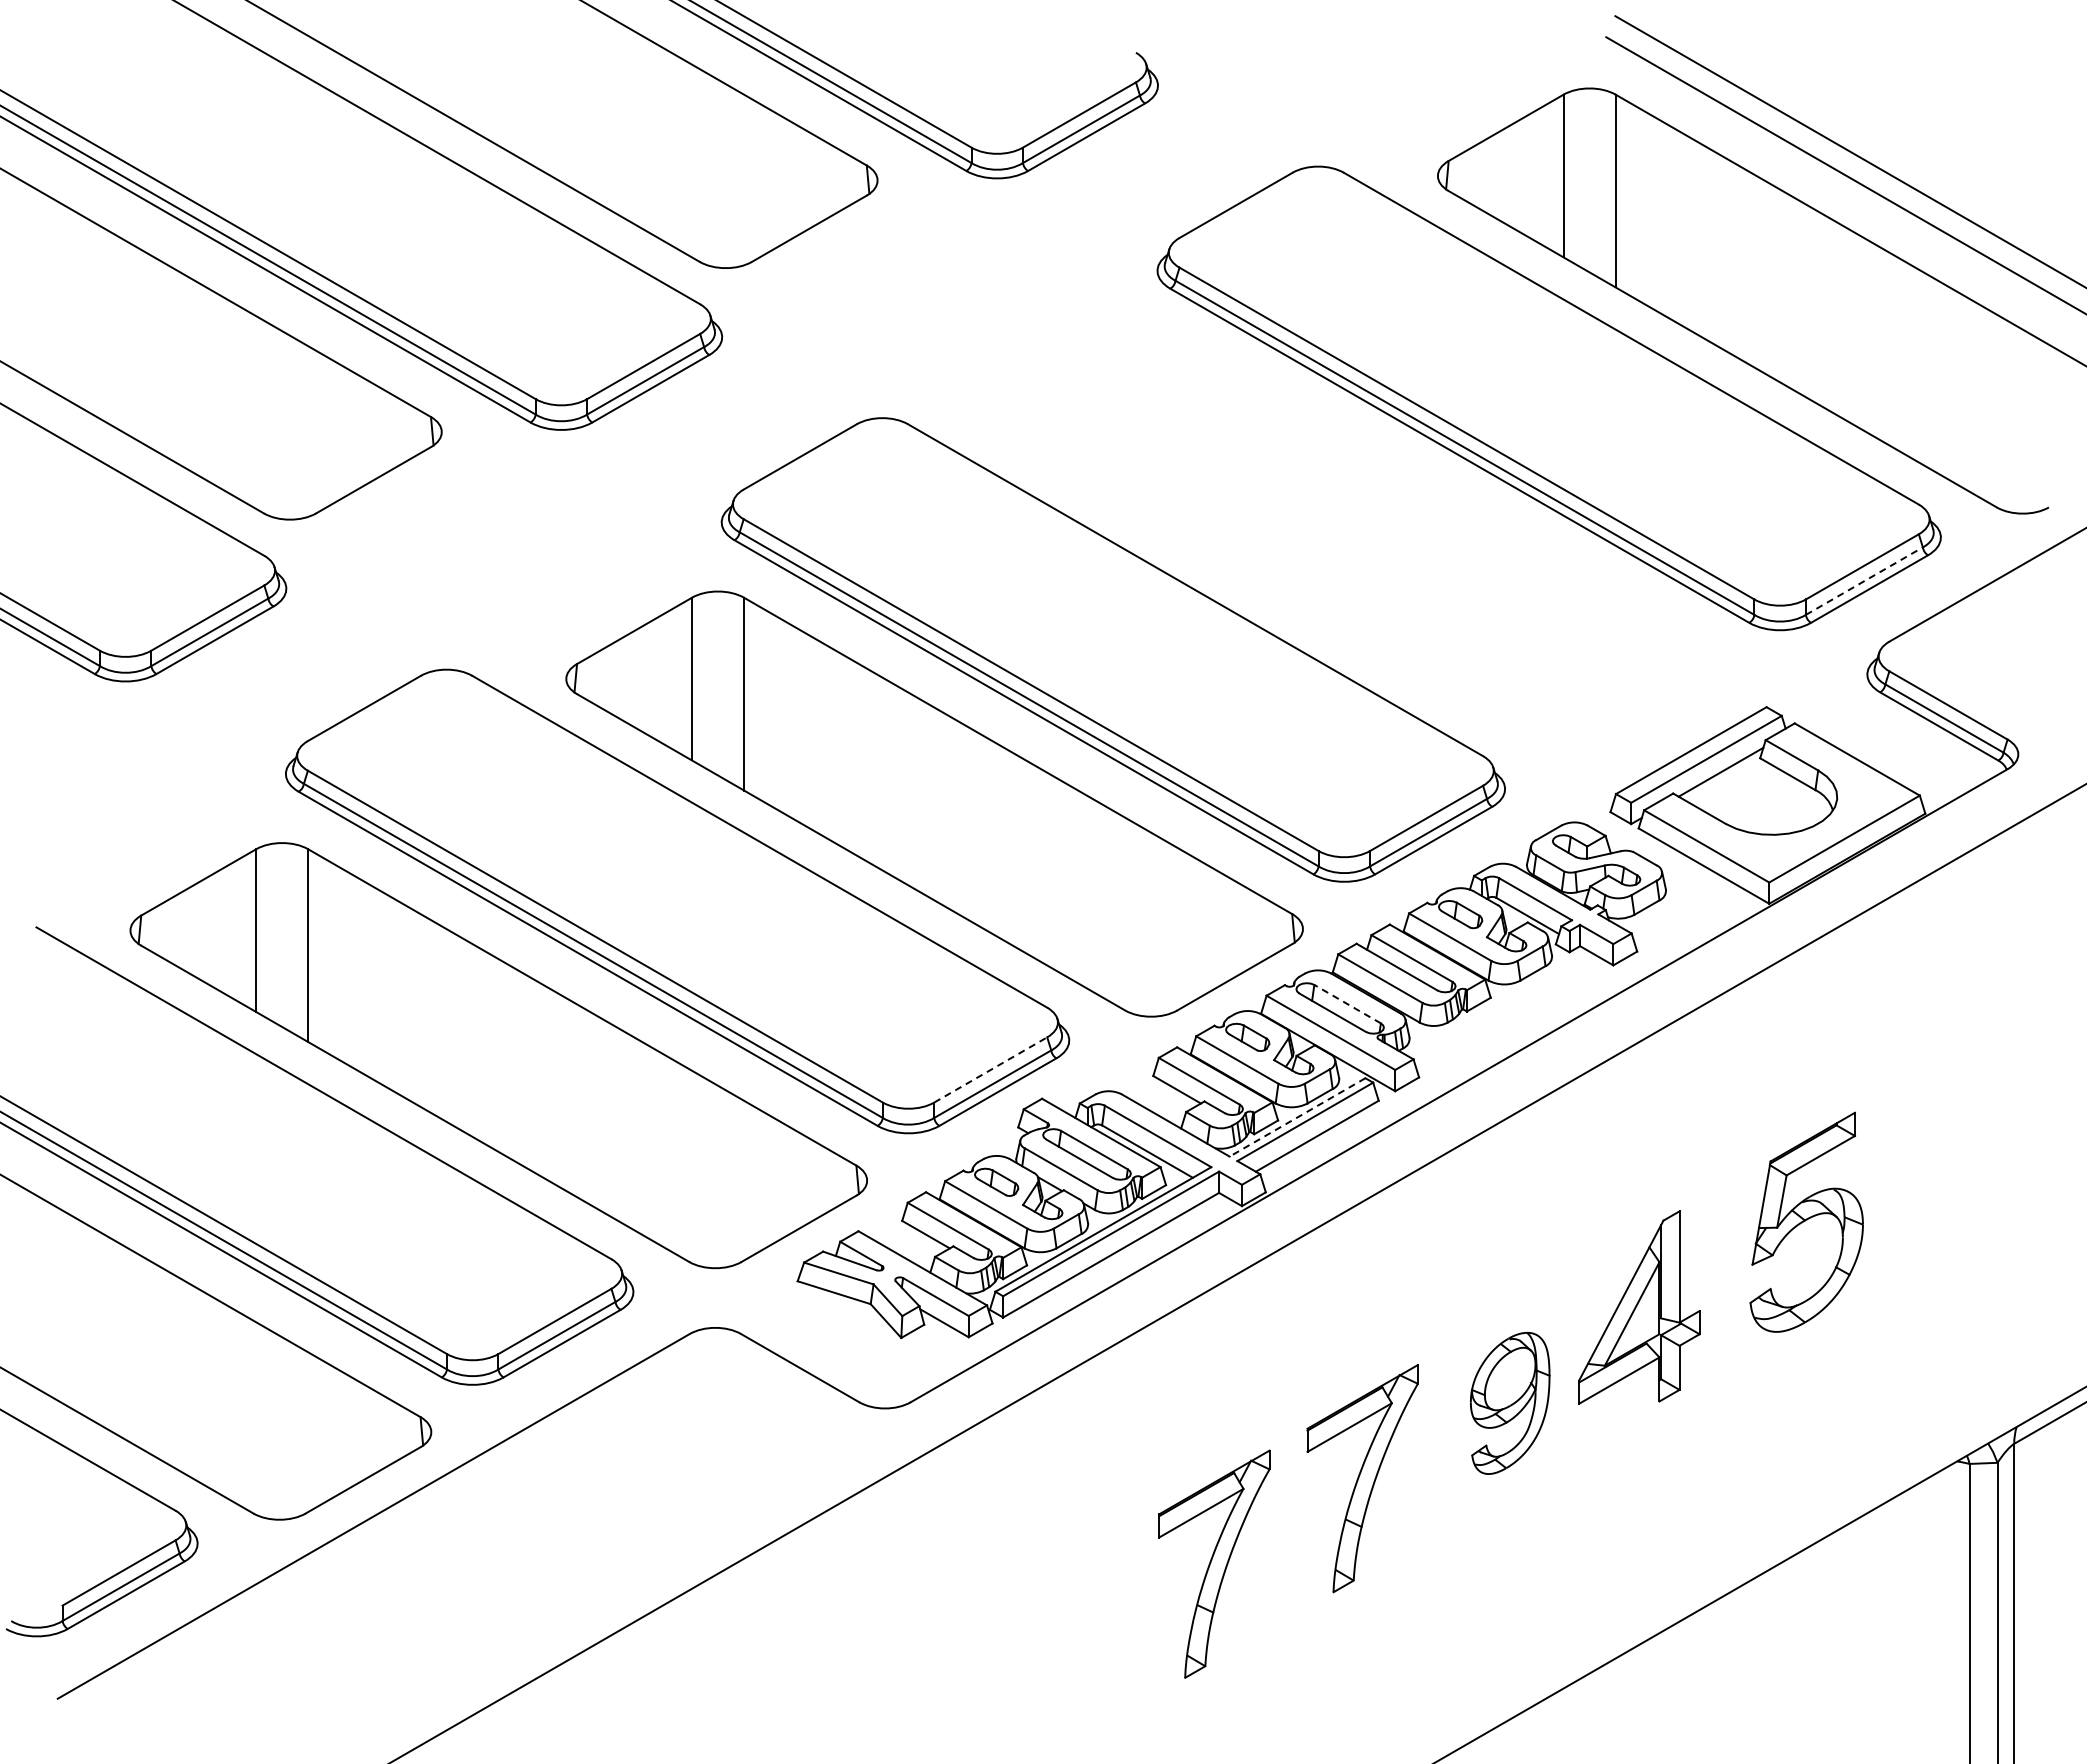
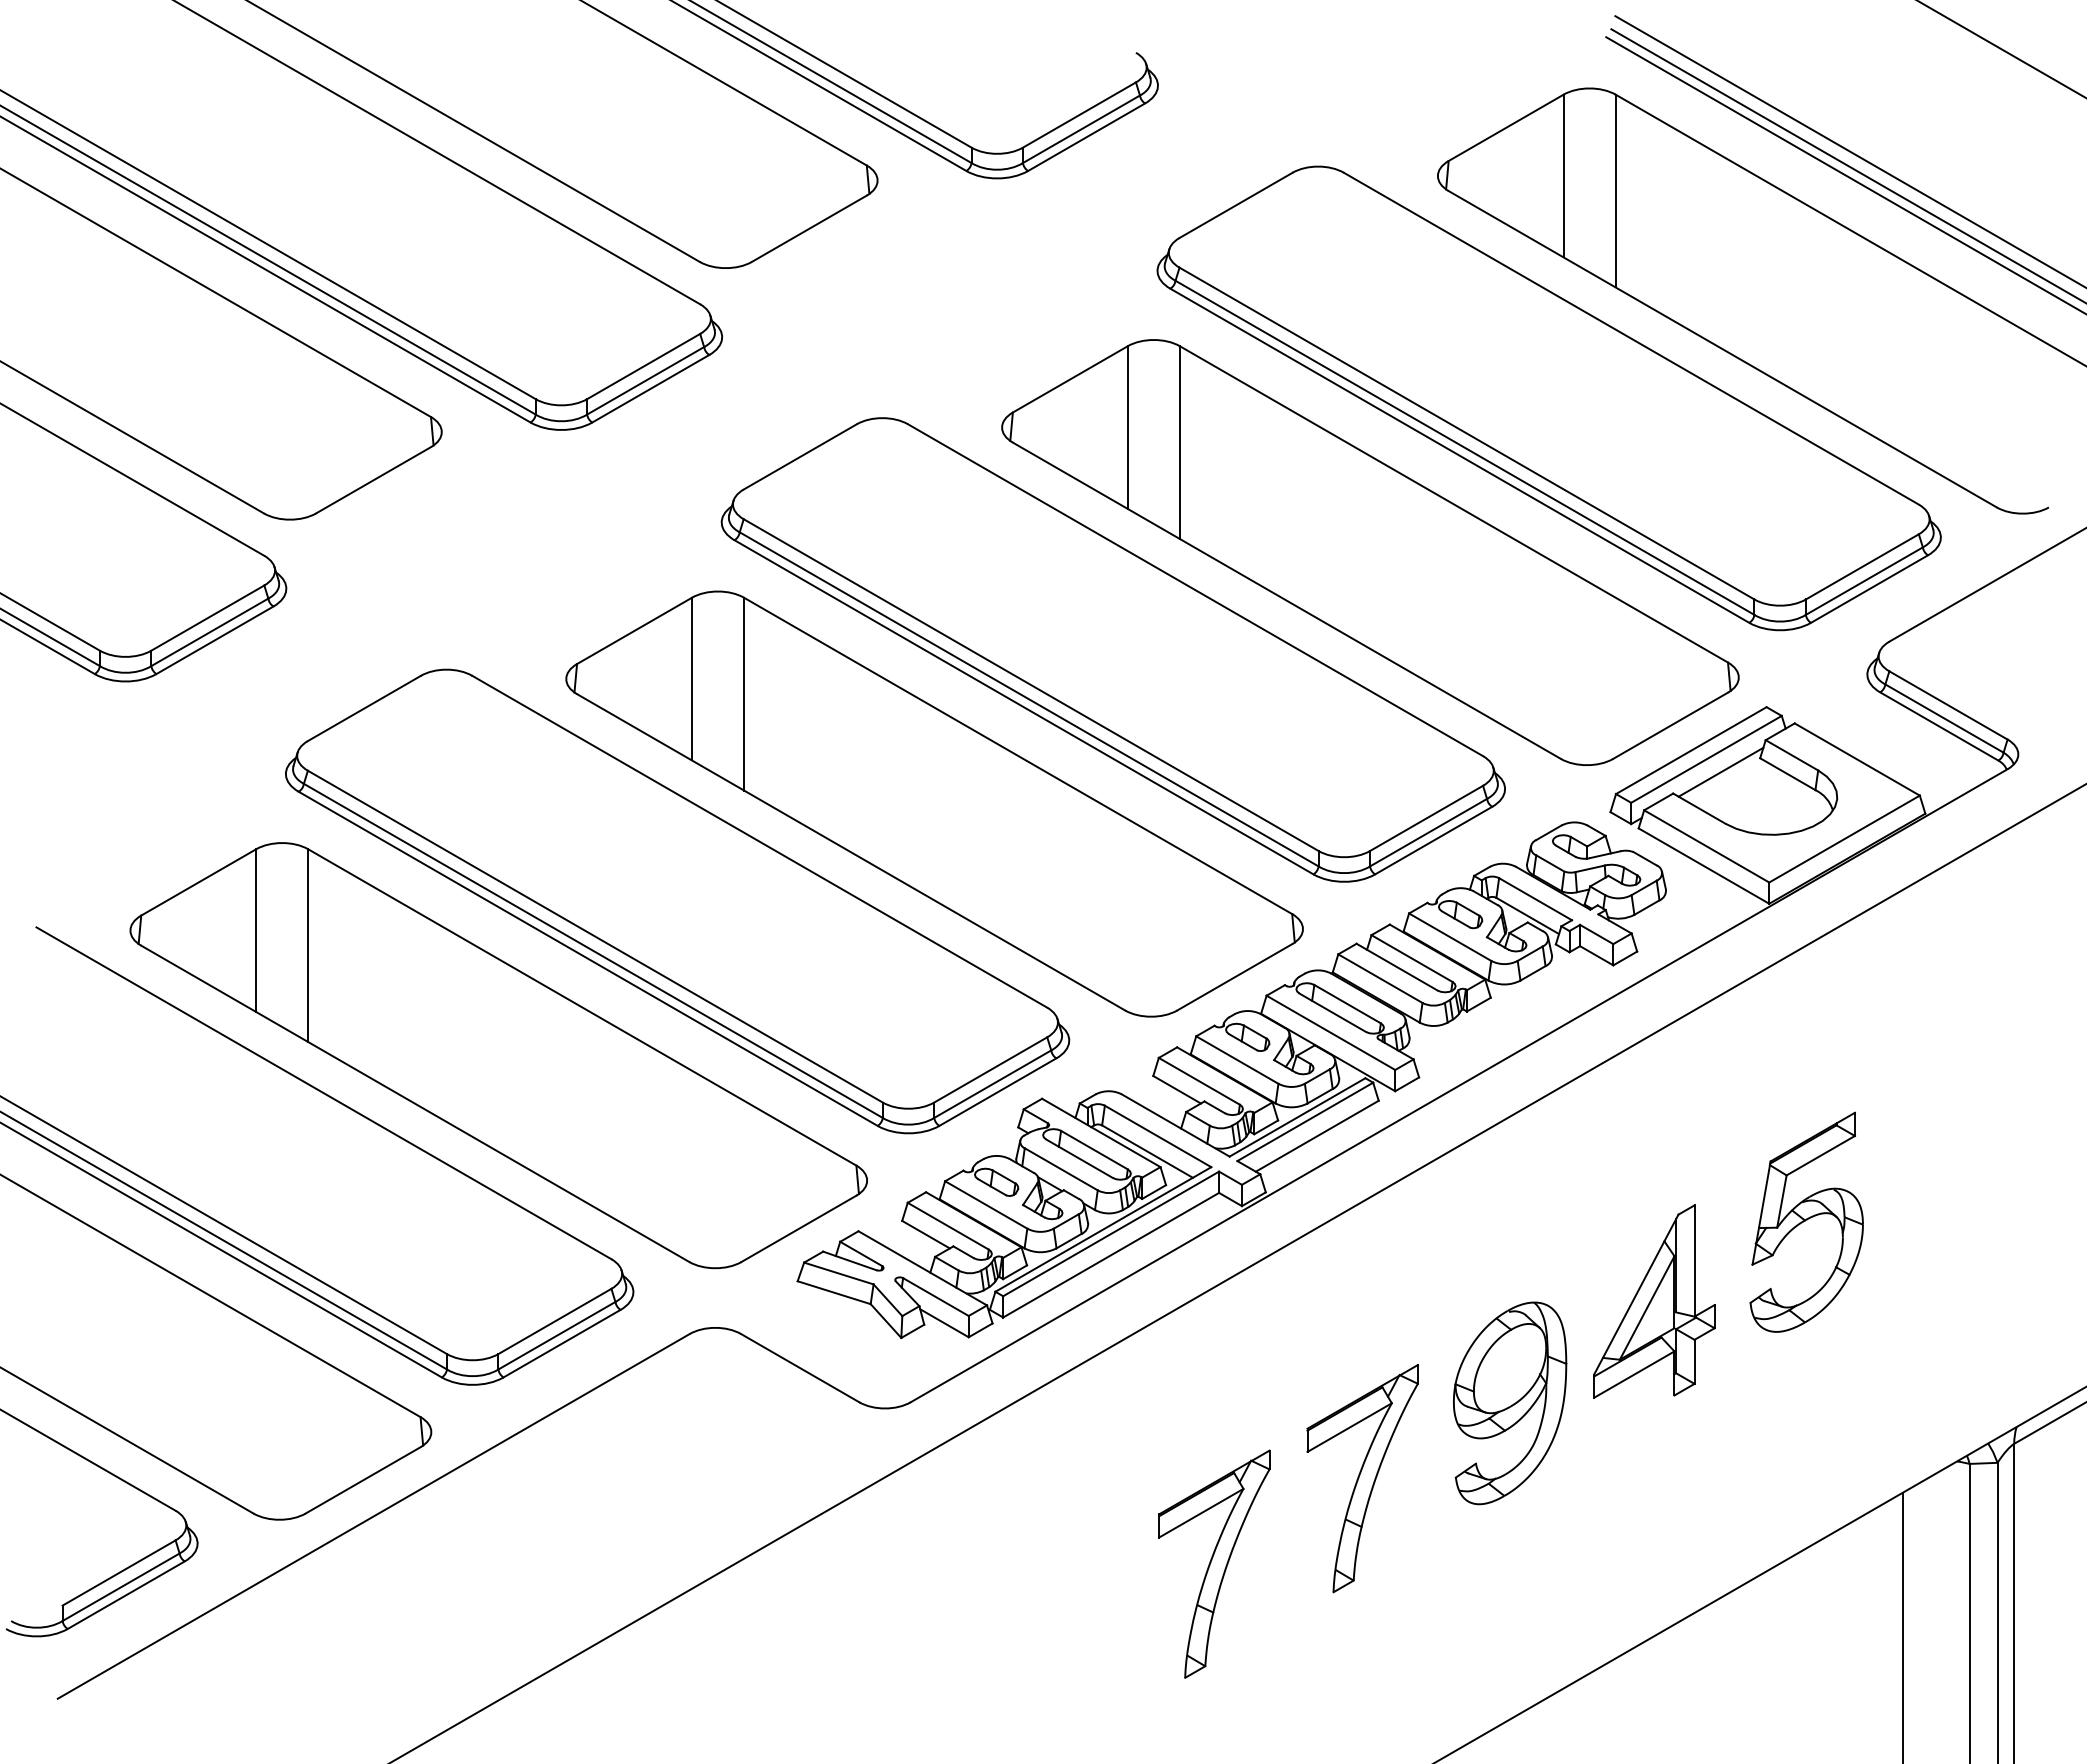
line: none -> present (2001, 49)
line: none -> present (1847, 165)
part: none -> present (1370, 552)
line: dashed -> solid (1864, 581)
line: dashed -> solid (1347, 1003)
line: dashed -> solid (991, 1069)
line: dashed -> solid (1297, 1117)
part position: (1639, 1307) -> (1654, 1301) (1654, 1301)
part size: 81x143 px -> 115x205 px (1510, 1403)
line: none -> present (1902, 1626)
